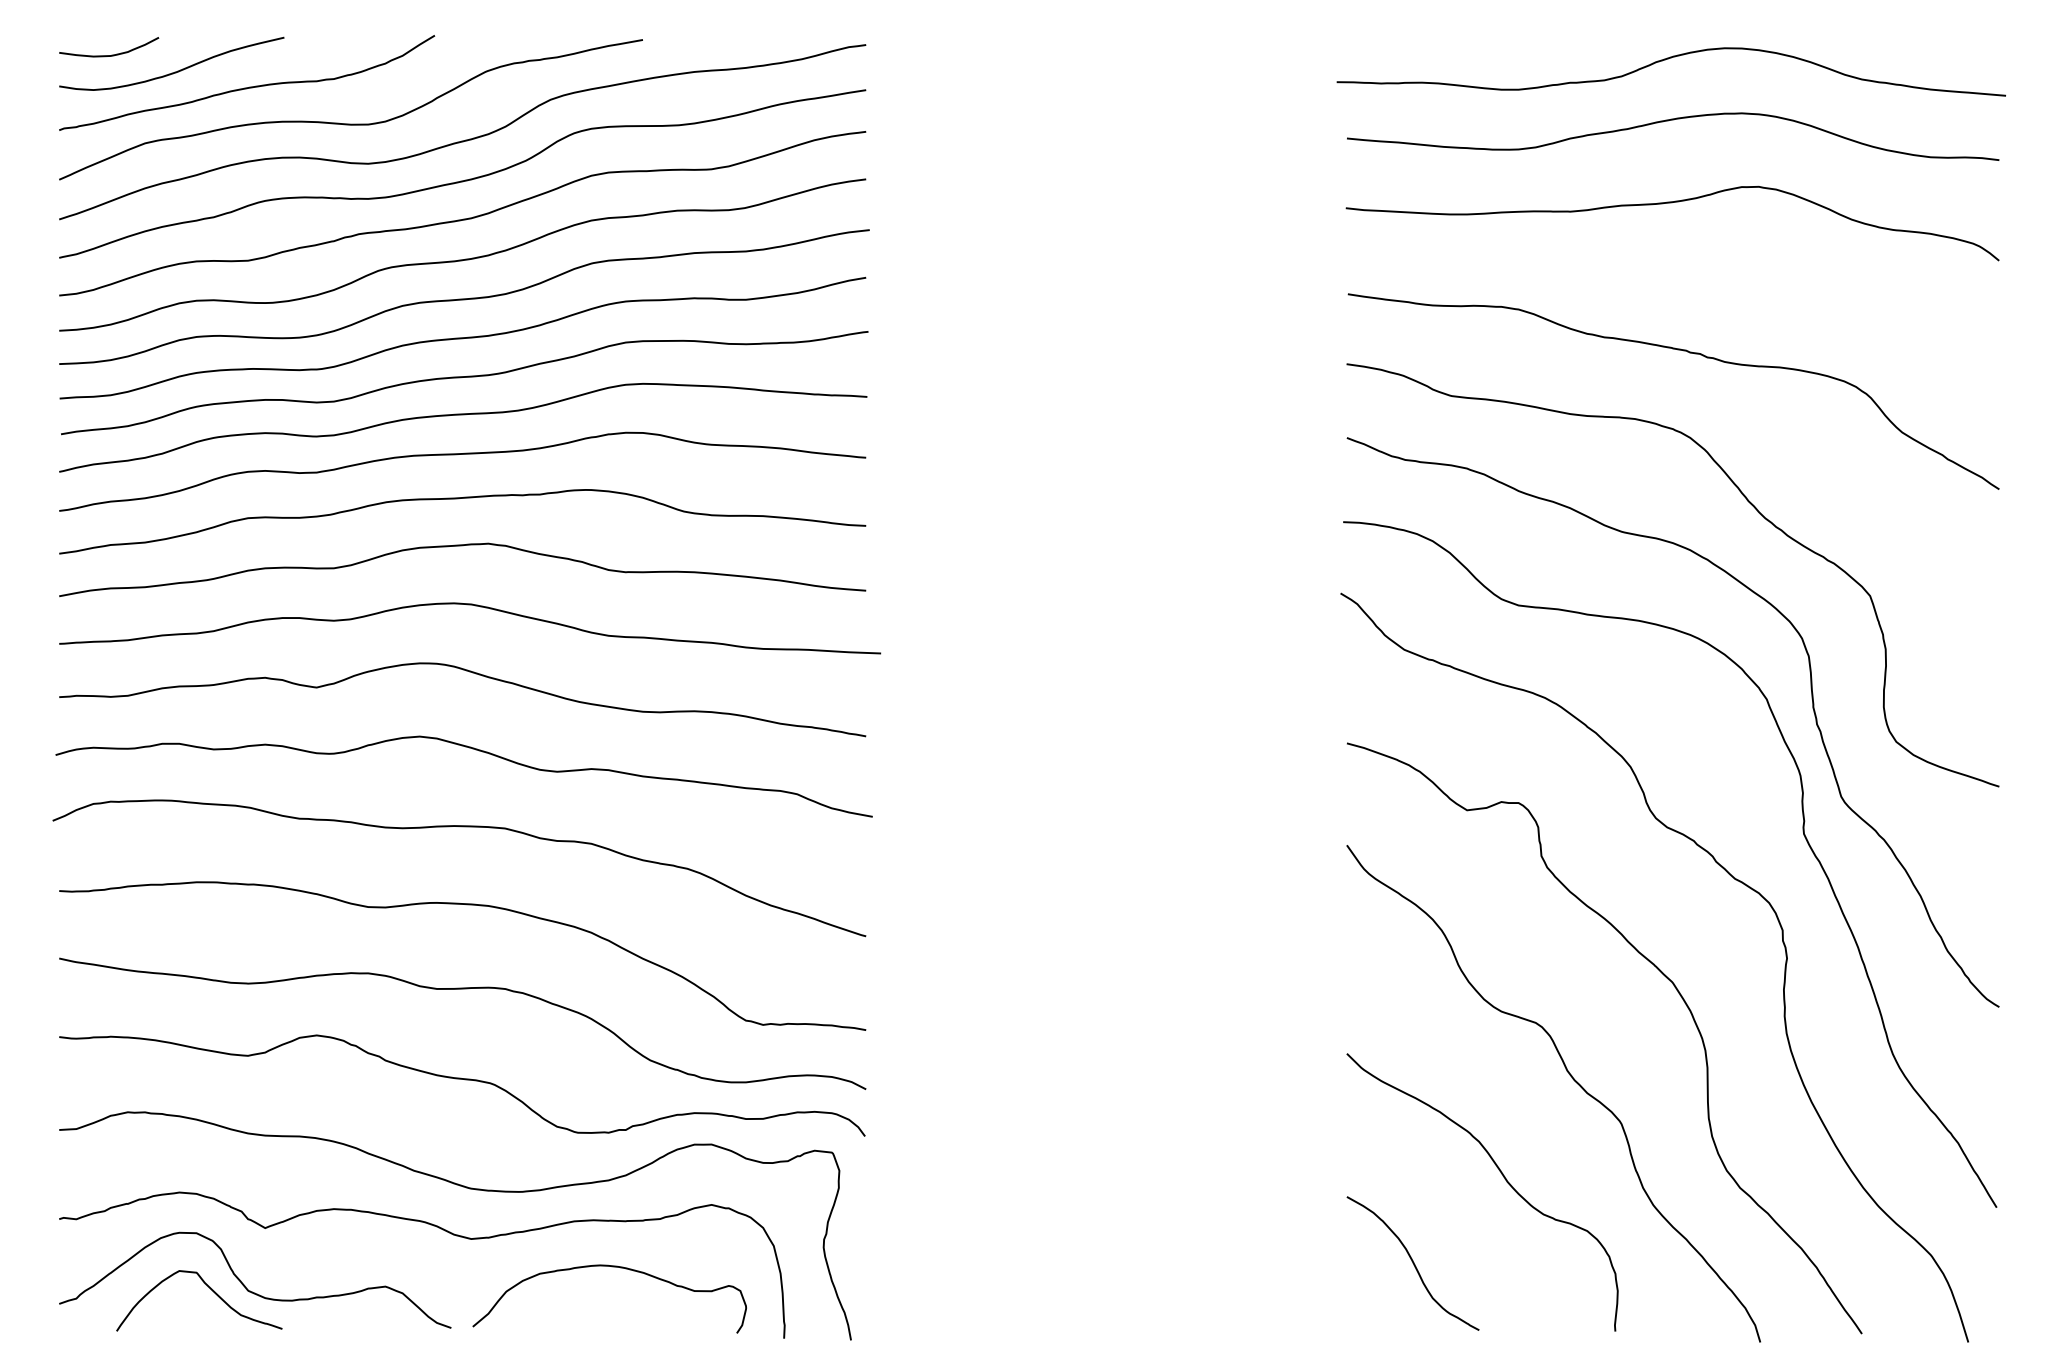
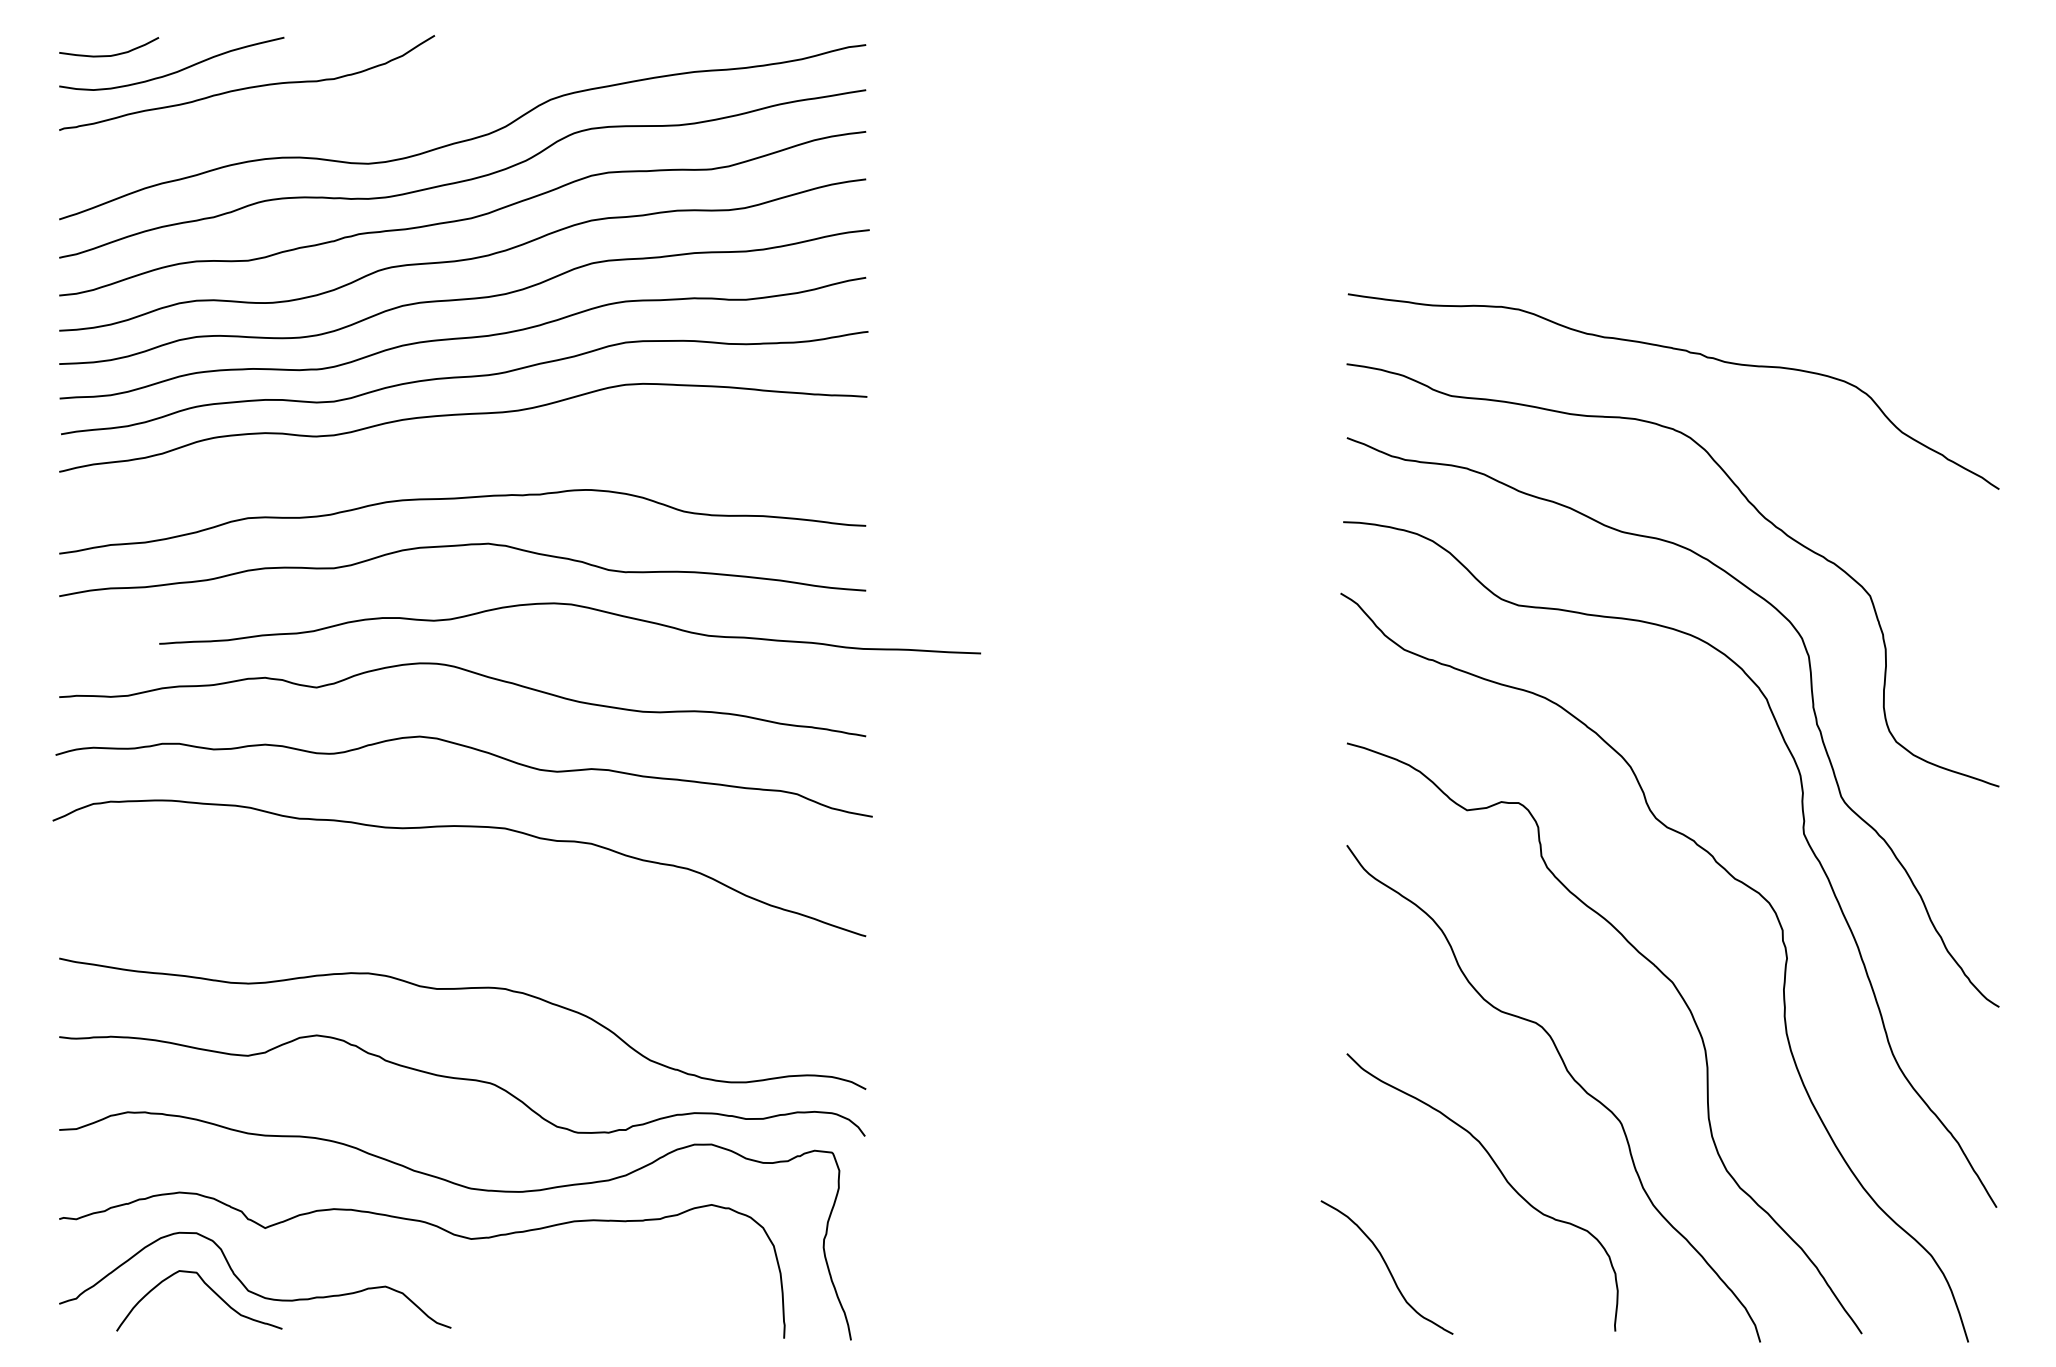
curve: present -> none (1665, 60)
curve: present -> none (1668, 121)
curve: present -> none (350, 123)
curve: present -> none (1672, 203)
curve: present -> none (462, 454)
curve position: (475, 606) -> (575, 606) (575, 606)
curve: present -> none (466, 905)
curve position: (1412, 1263) -> (1386, 1267) (1386, 1267)
curve: present -> none (612, 1267)
